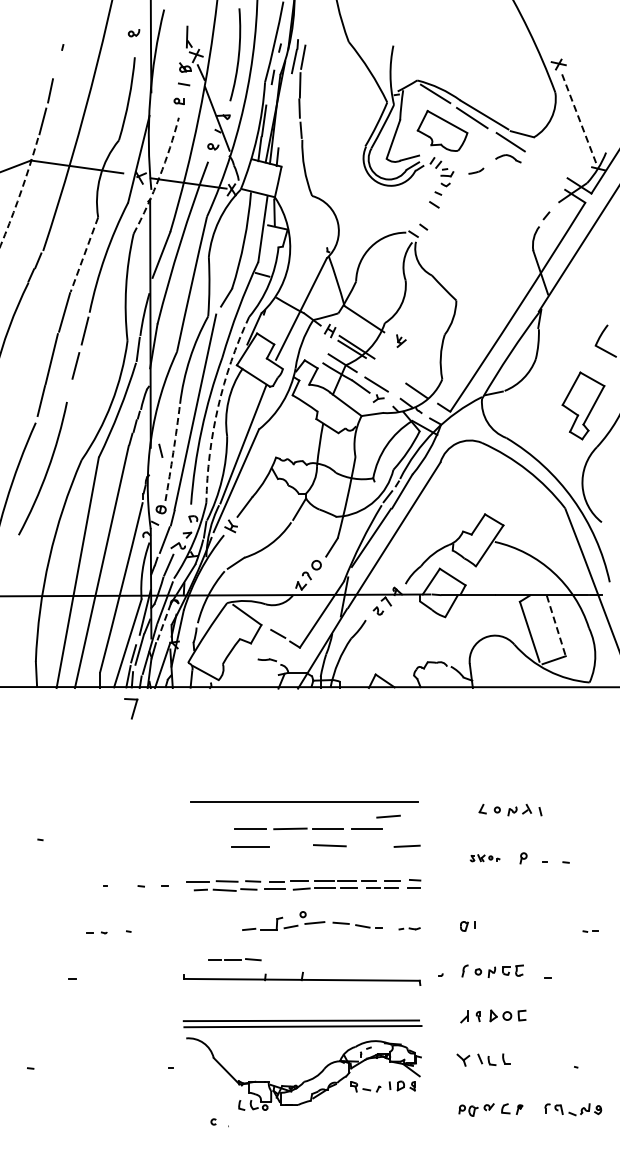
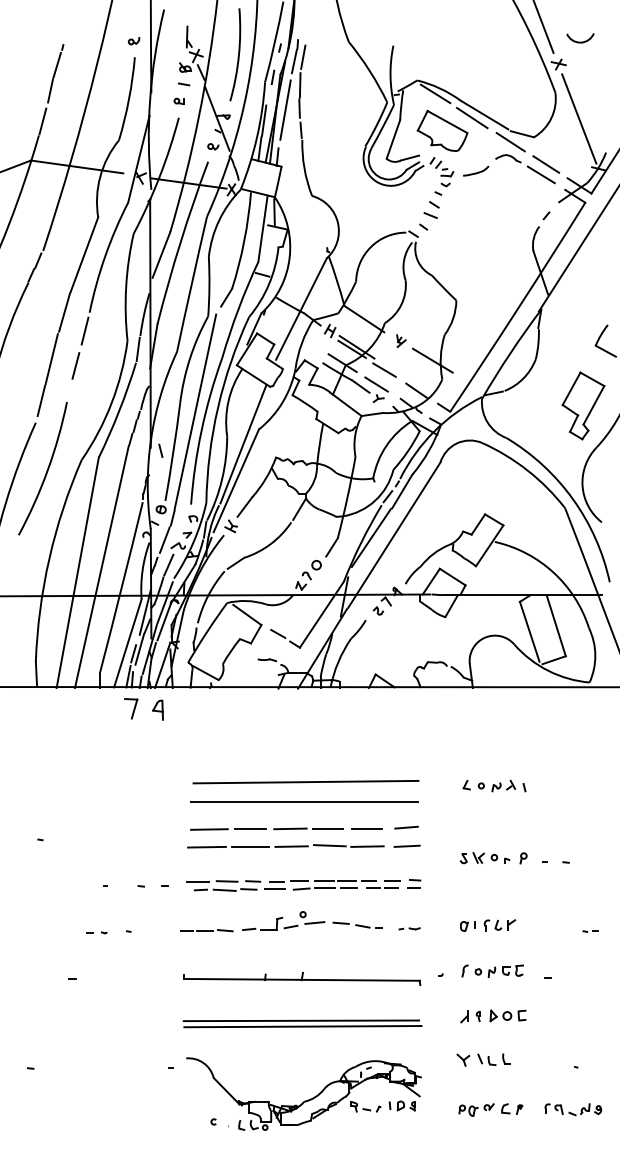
line: none -> present (543, 27)
part position: (133, 33) -> (133, 41) (133, 41)
arc: none -> present (580, 41)
line: none -> present (56, 64)
line: none -> present (285, 109)
line: dashed -> solid (579, 118)
line: none -> present (546, 164)
part size: 17x8 px -> 27x12 px (476, 170)
line: none -> present (540, 174)
arc: dashed -> solid (159, 177)
arc: dashed -> solid (21, 191)
line: none -> present (430, 215)
line: dashed -> solid (84, 254)
line: none -> present (432, 360)
line: none -> present (384, 369)
arc: dashed -> solid (218, 407)
arc: dashed -> solid (173, 452)
line: dashed -> solid (164, 622)
line: dashed -> solid (556, 625)
part: none -> present (157, 709)
line: none -> present (305, 781)
part position: (510, 809) -> (494, 785) (494, 785)
line position: (388, 816) -> (406, 827) (406, 827)
line: none -> present (209, 829)
line: none -> present (206, 846)
line: none -> present (291, 846)
line: none -> present (367, 846)
part size: 32x9 px -> 51x13 px (485, 858)
part: none -> present (499, 925)
part position: (234, 959) -> (206, 930) (206, 930)
part position: (304, 1080) -> (304, 1100) (304, 1100)
